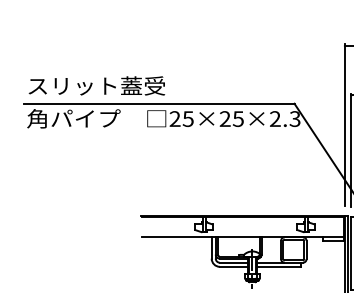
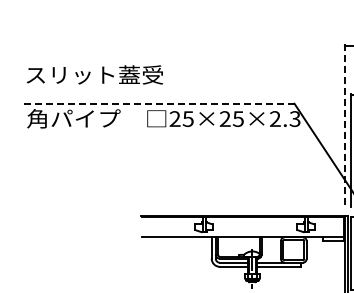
text position: (96, 85) -> (94, 74) (94, 74)
line: solid -> dashed (159, 103)
line: solid -> dashed (344, 125)
